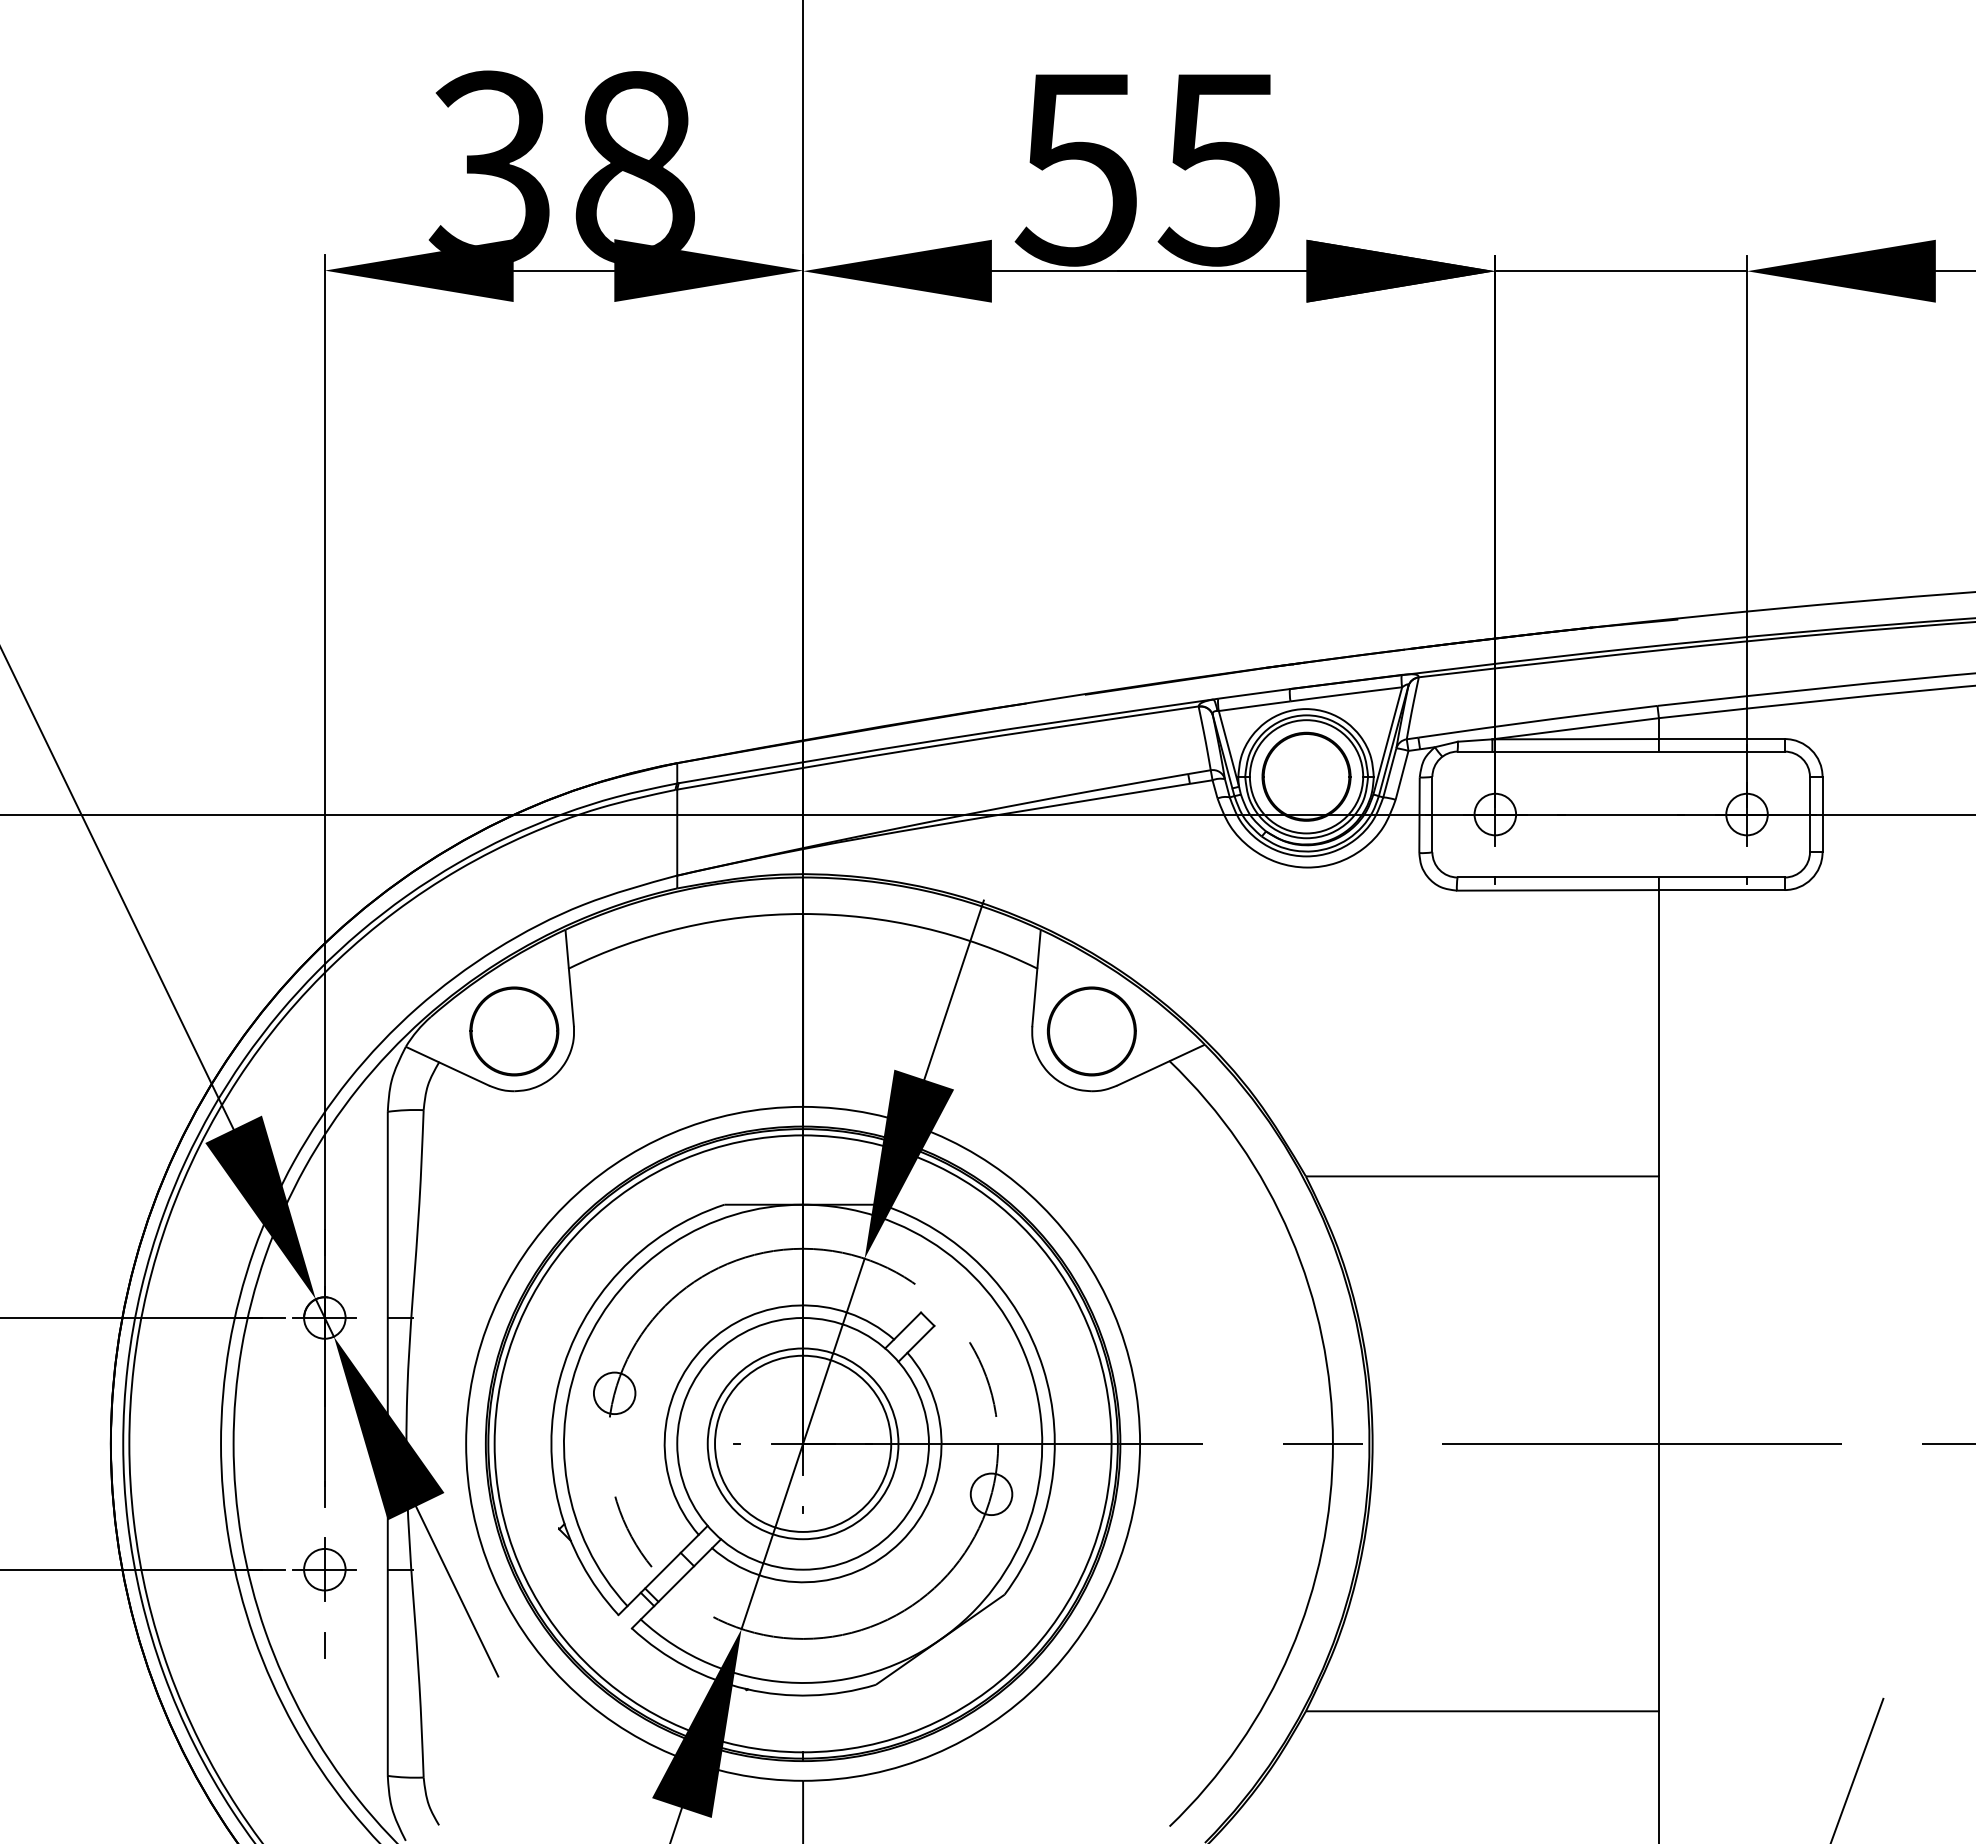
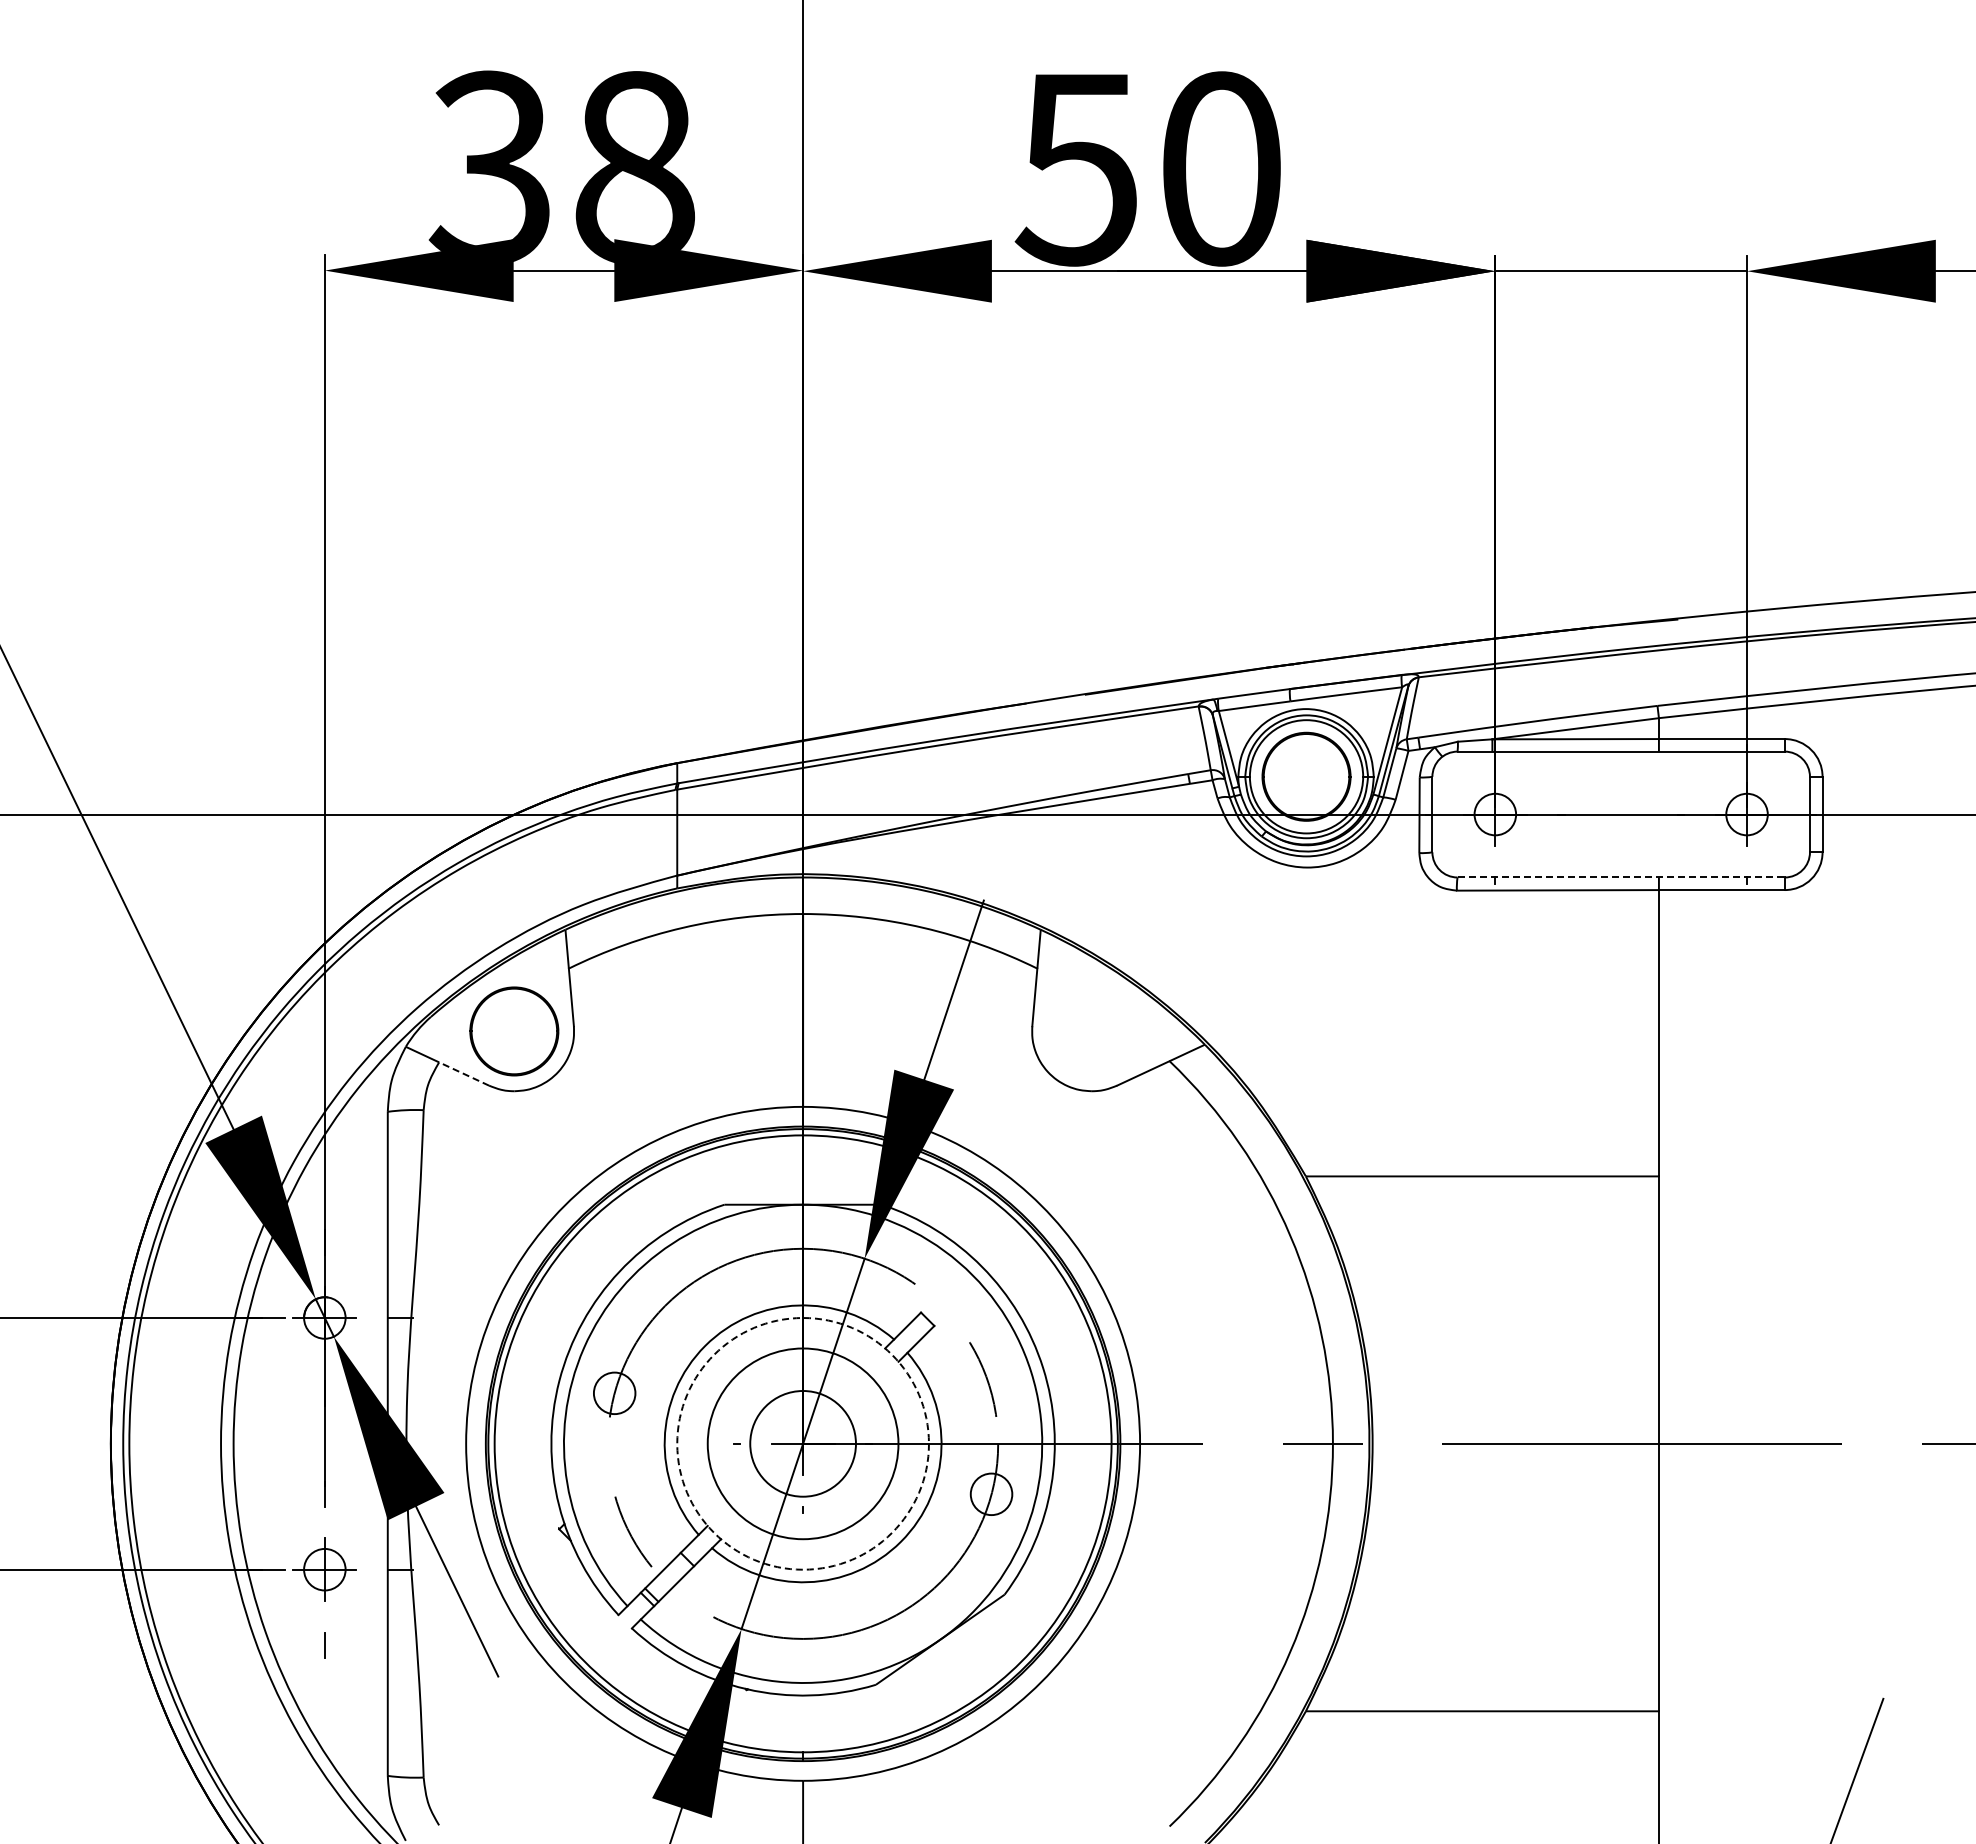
text: 55 -> 50 (1218, 168)
line: solid -> dashed (1621, 877)
part: present -> none (1091, 1031)
line: solid -> dashed (464, 1074)
circle: solid -> dashed (802, 1443)
circle diameter: 176 px -> 106 px (802, 1443)
